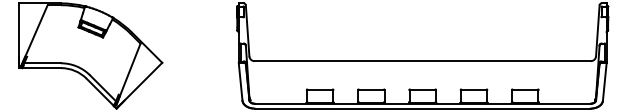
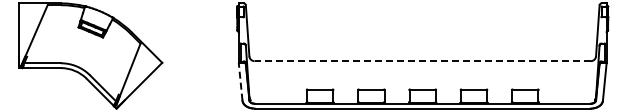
line: solid -> dashed (422, 61)
line: solid -> dashed (240, 81)
